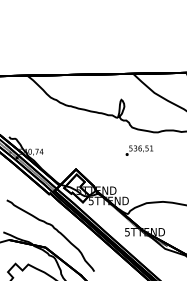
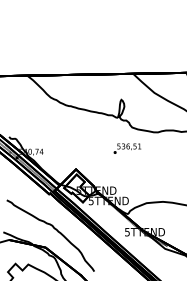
text position: (139, 150) -> (127, 148) (127, 148)
